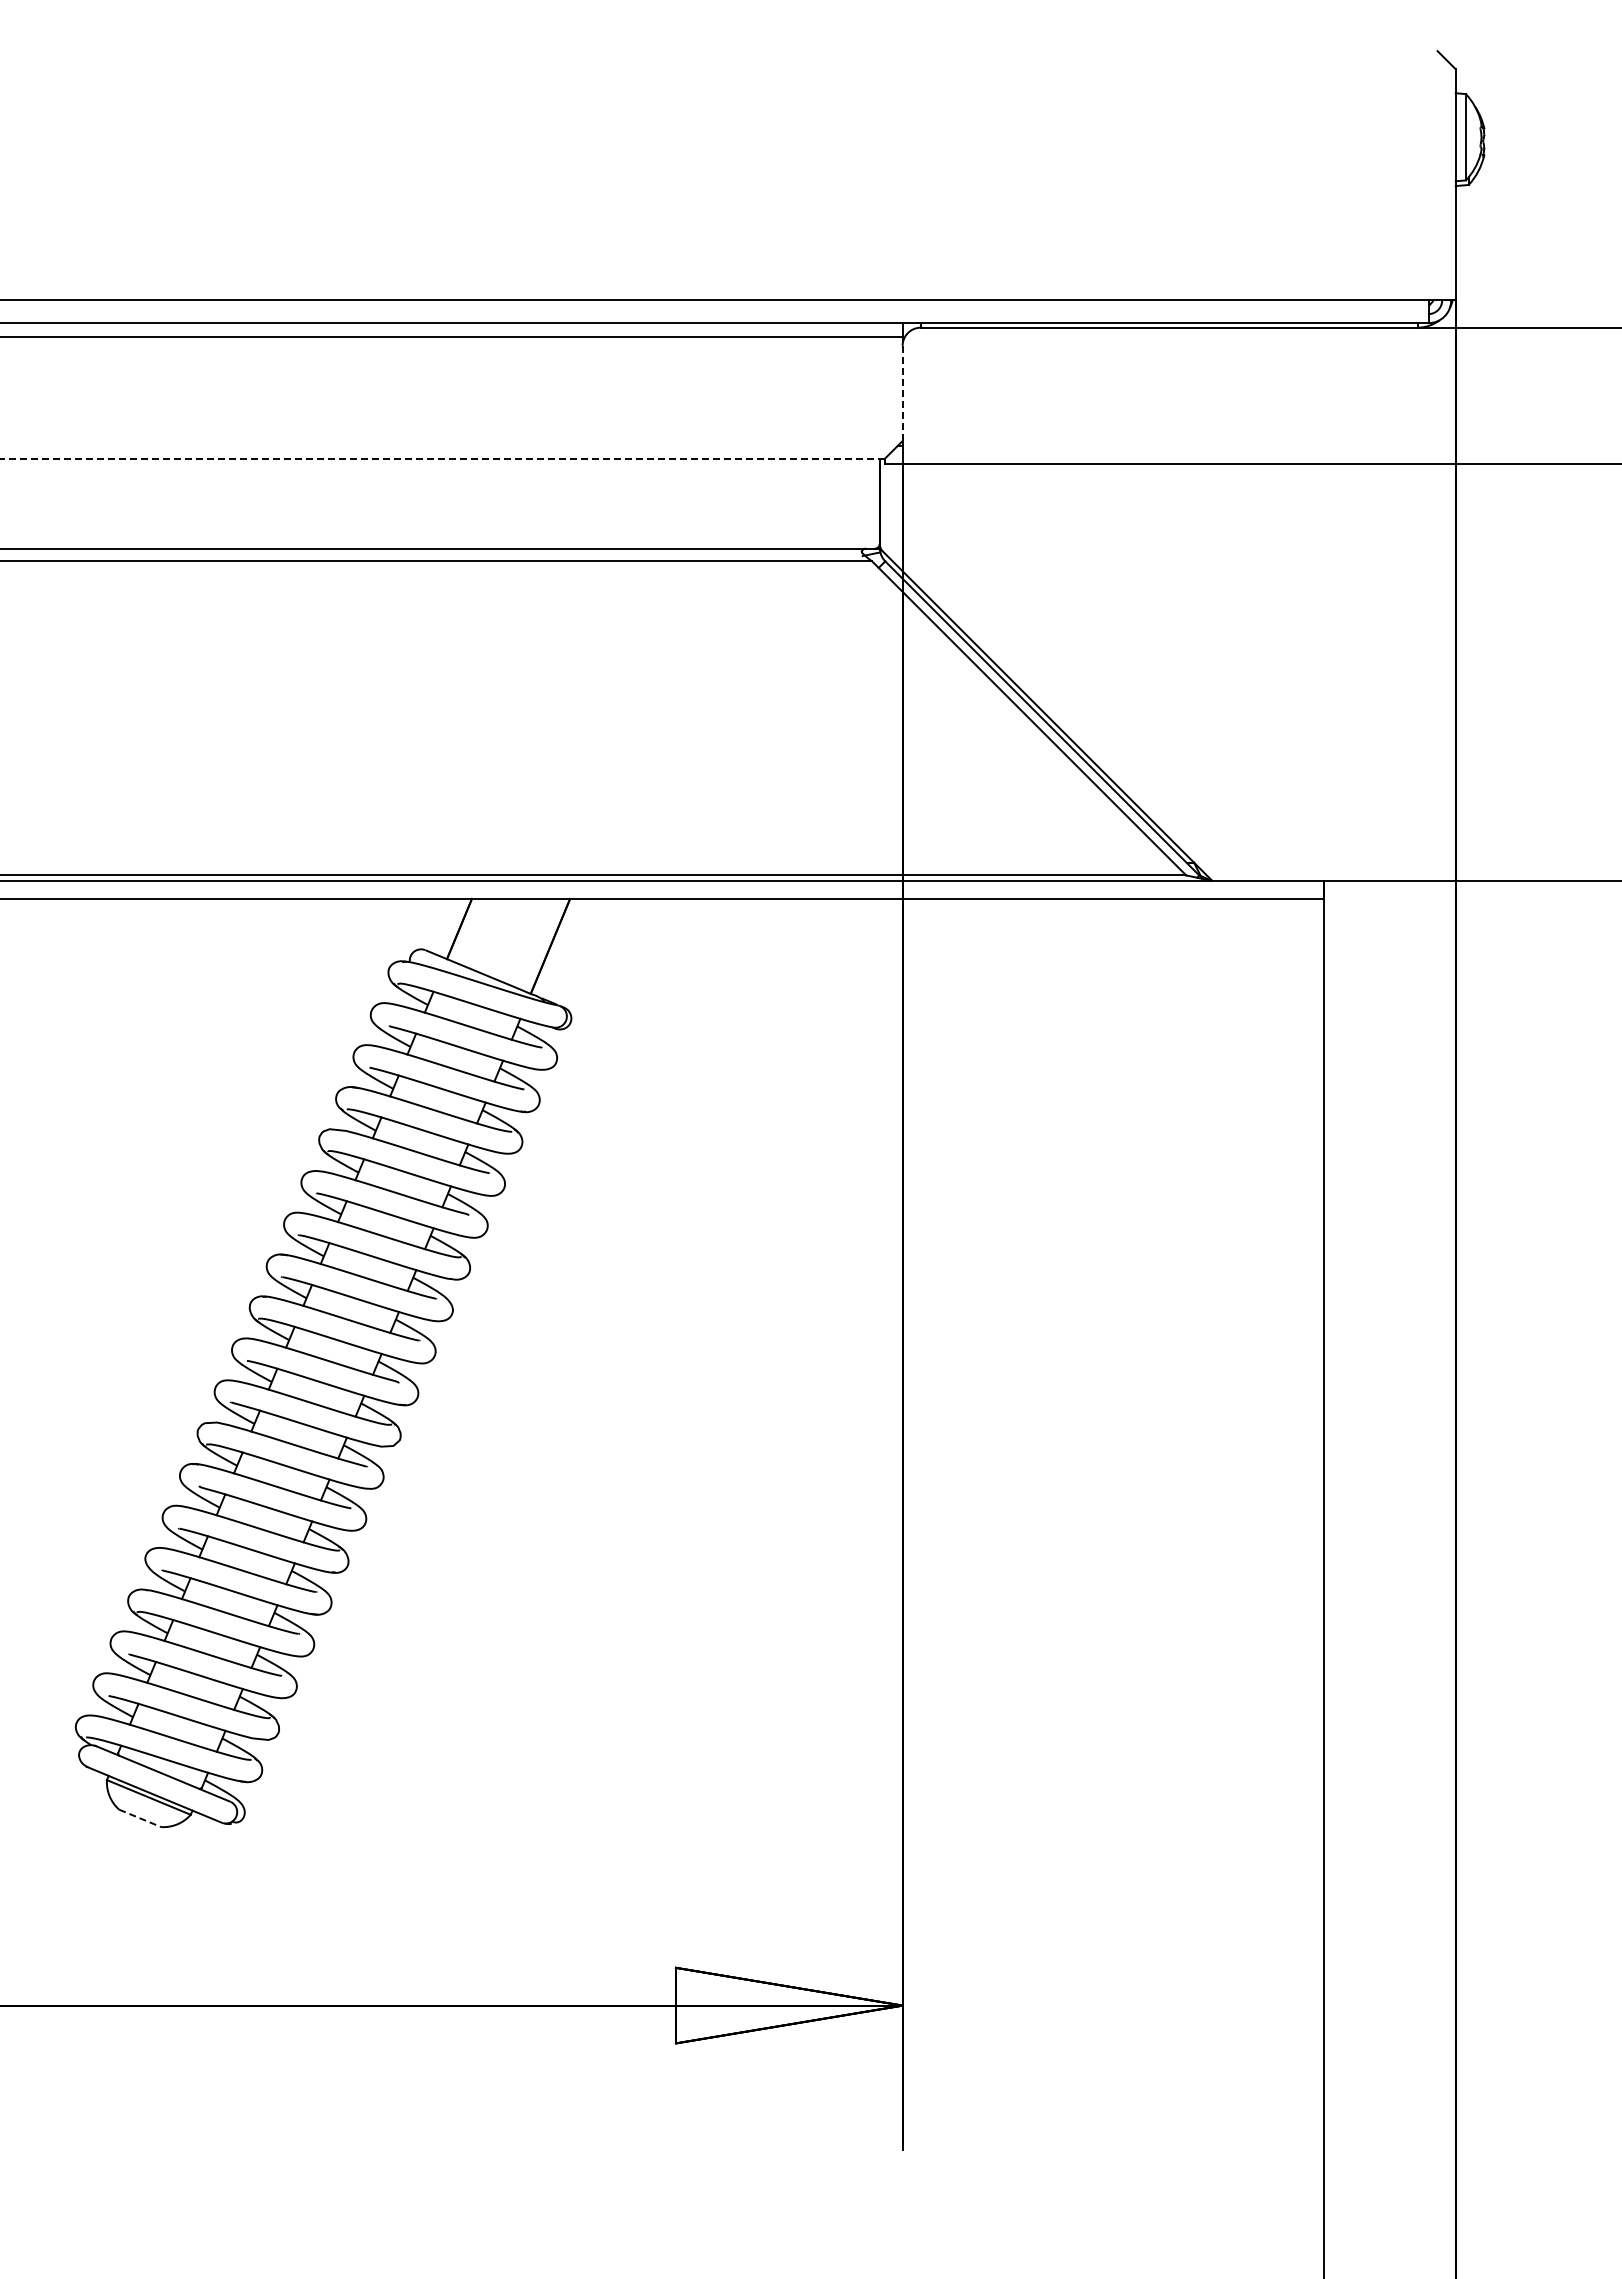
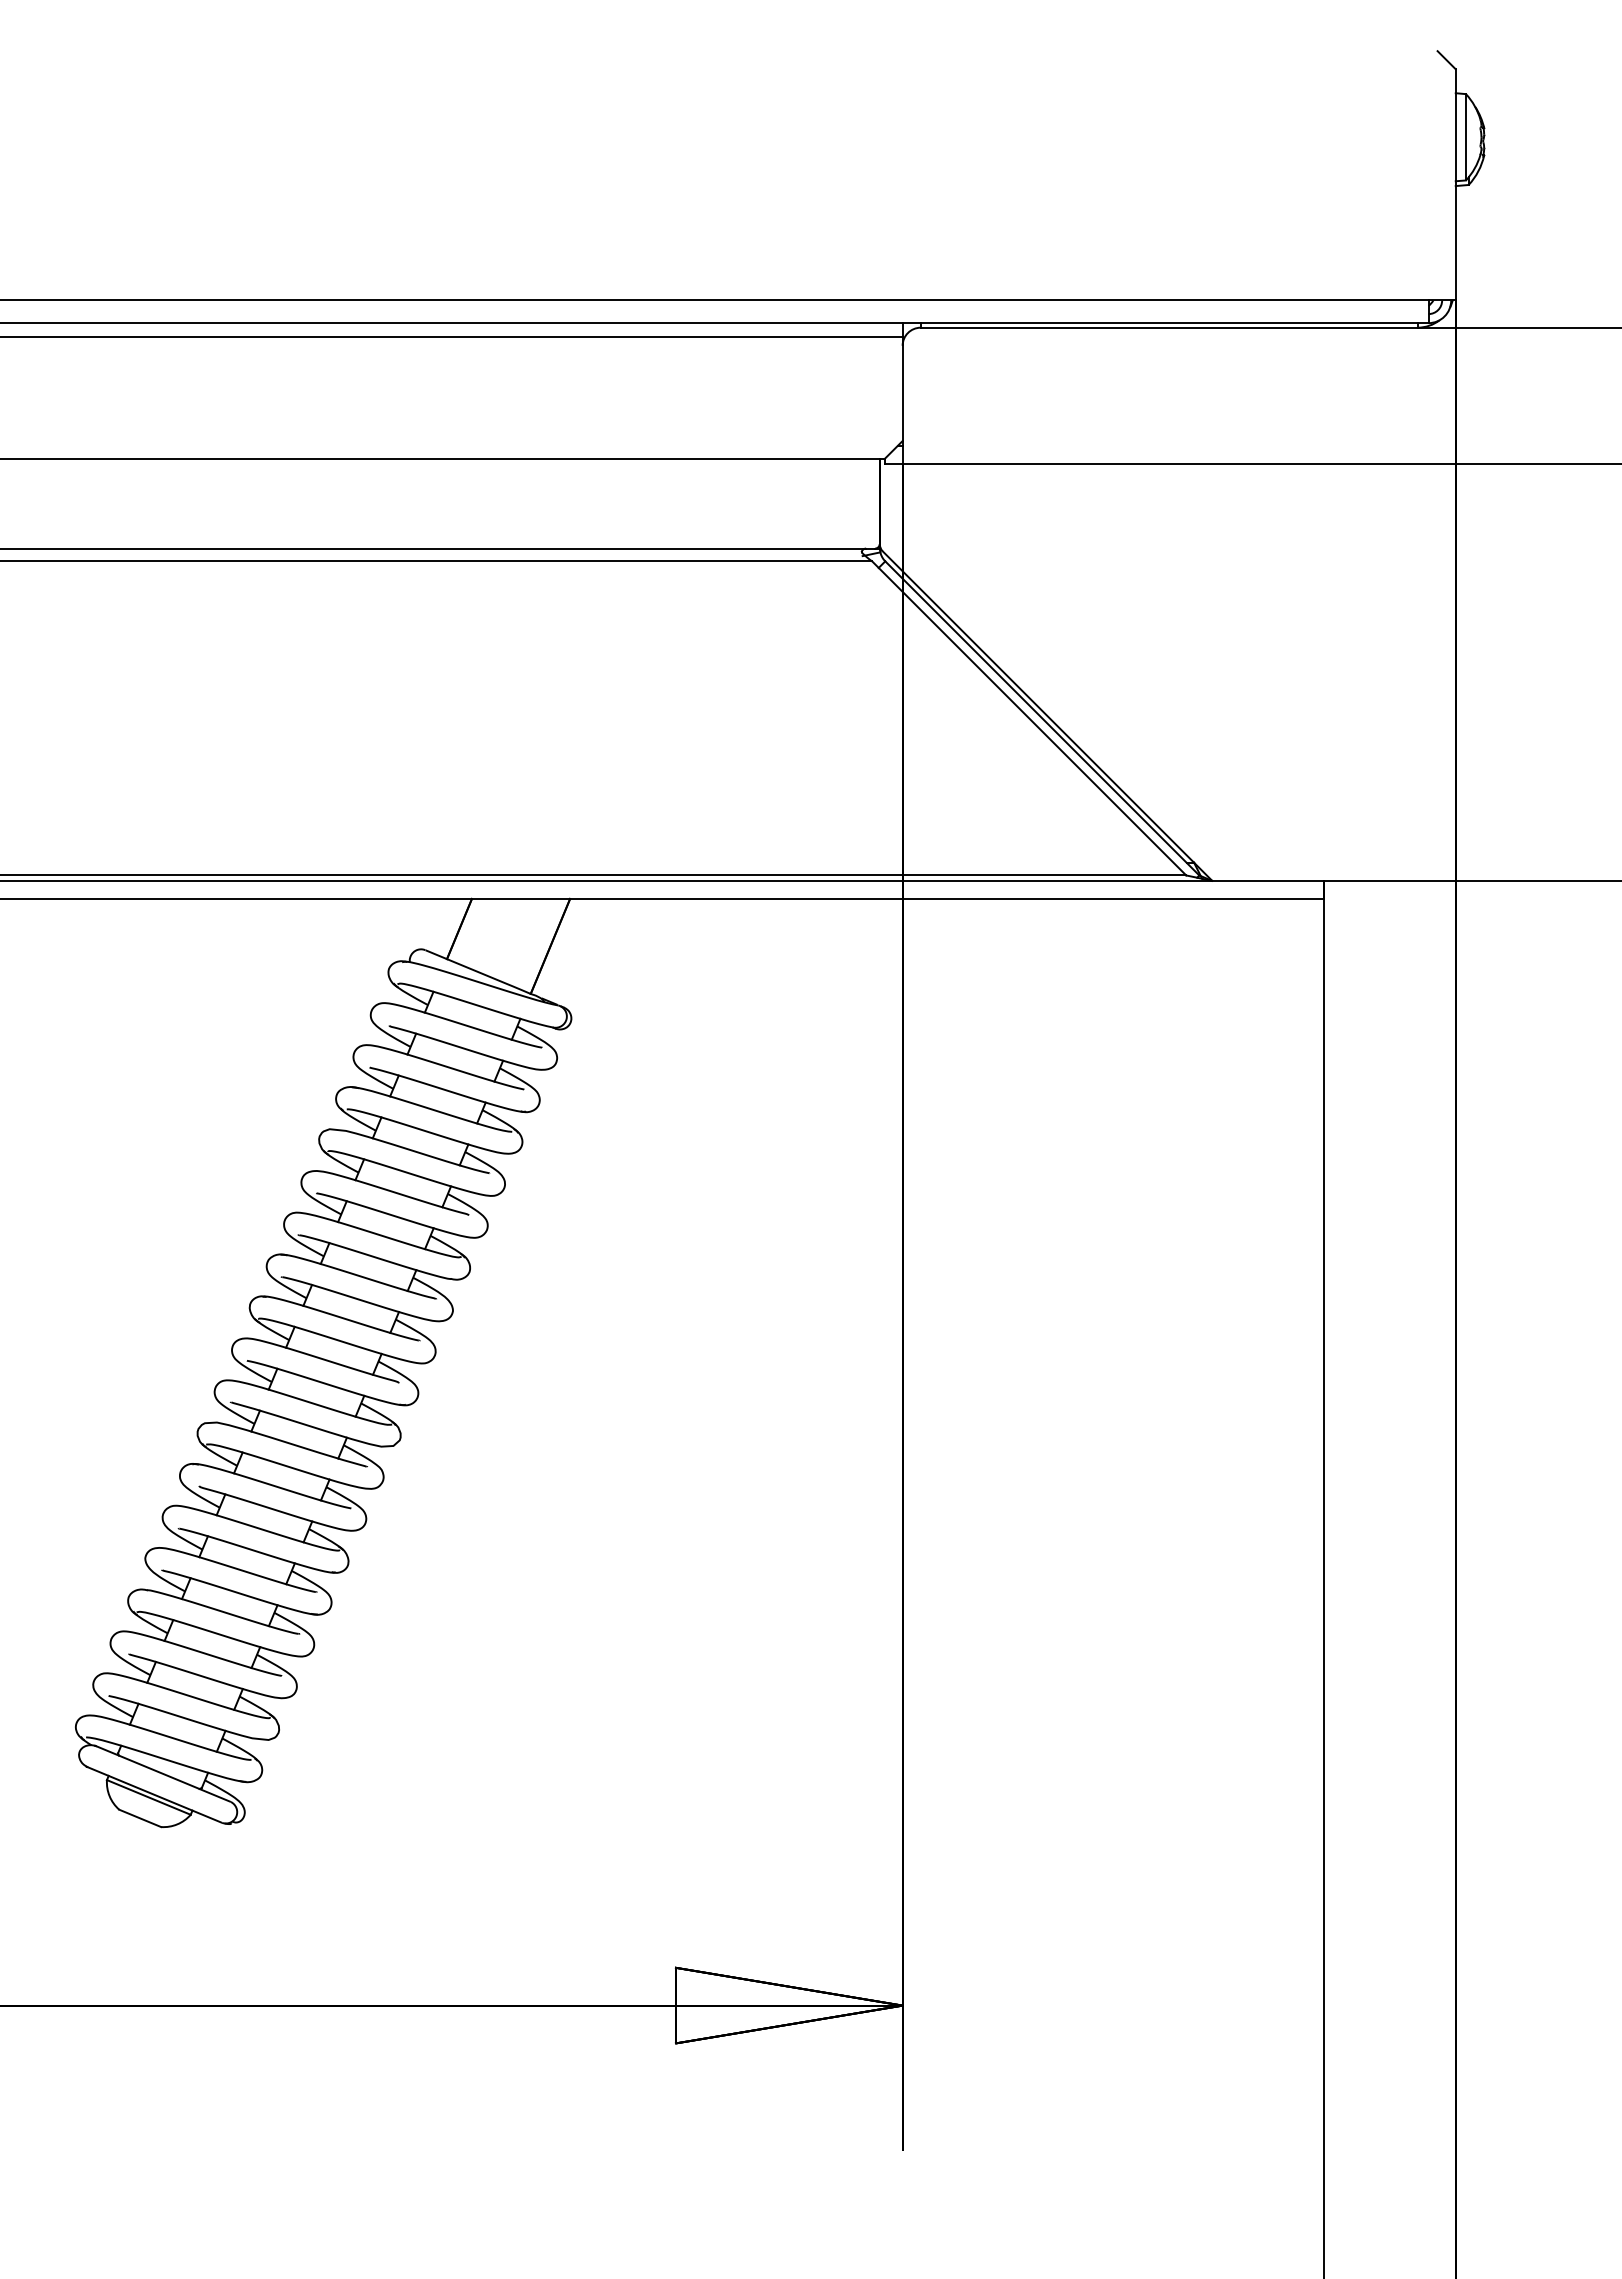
line: dashed -> solid (902, 388)
line: dashed -> solid (442, 459)
line: dashed -> solid (140, 1818)
